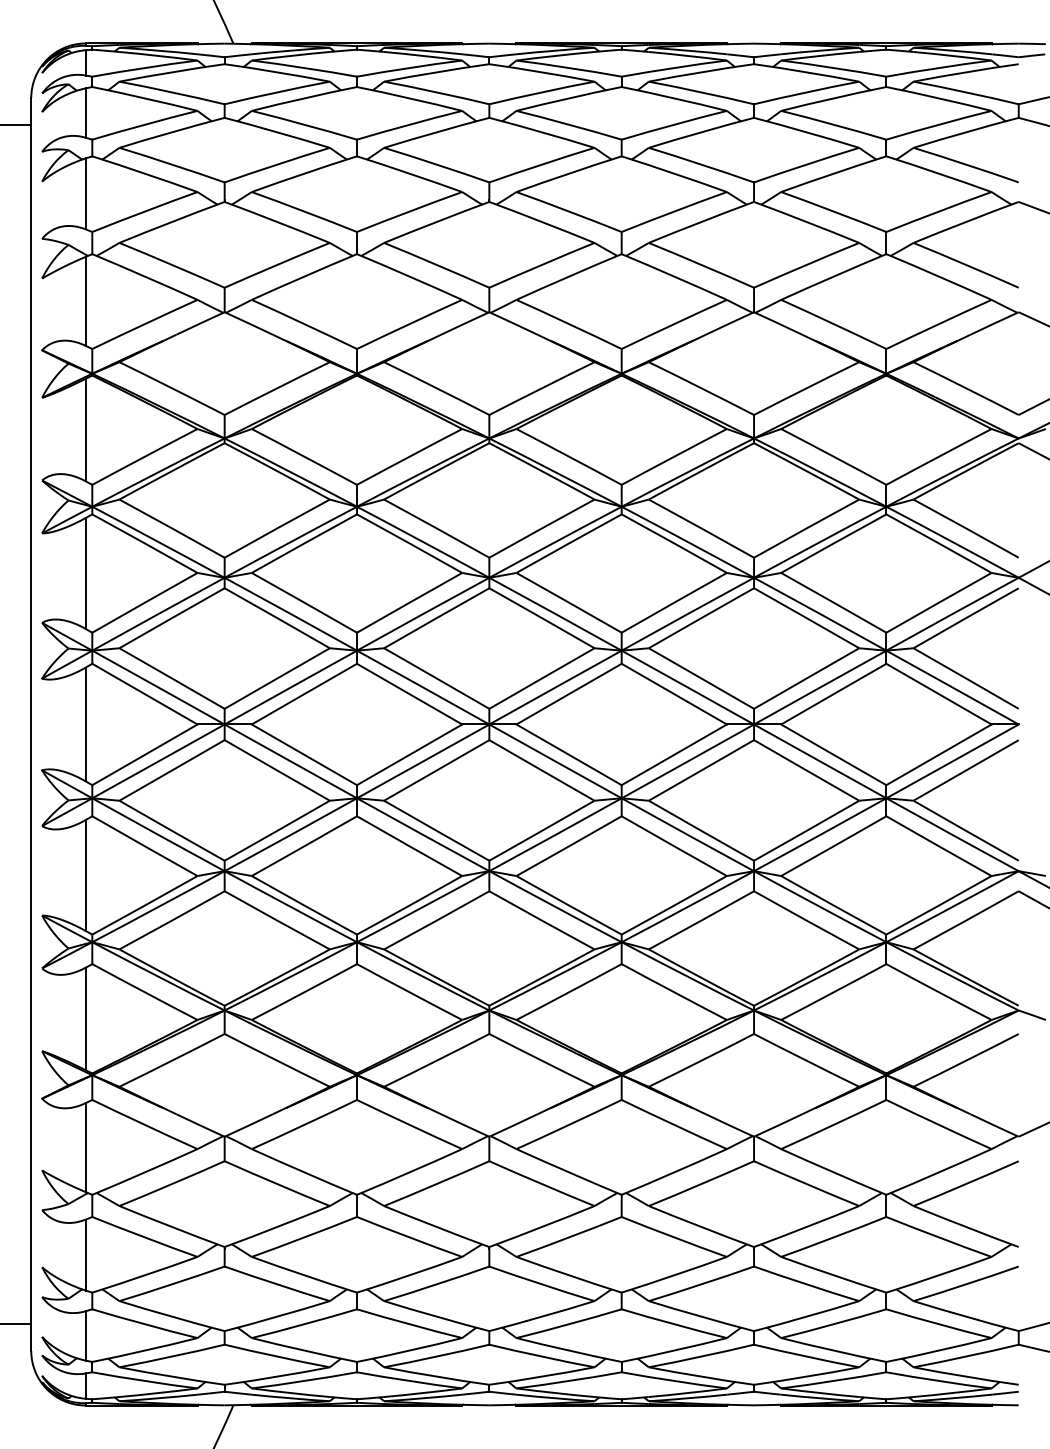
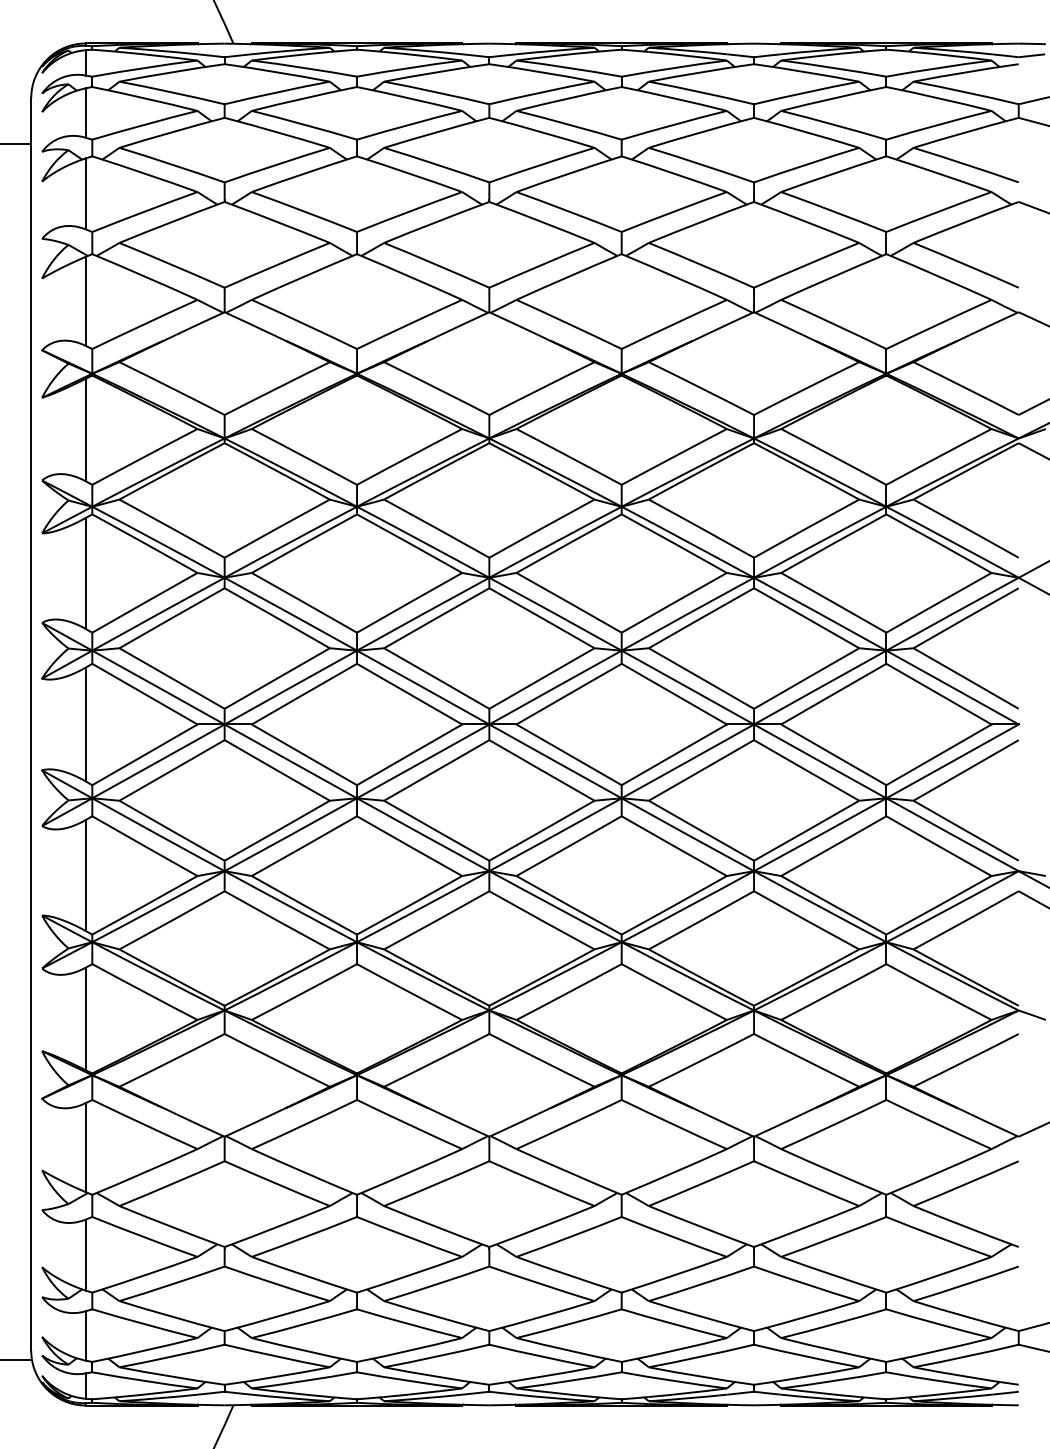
line position: (16, 125) -> (16, 144) (16, 144)
line position: (16, 1323) -> (16, 1359) (16, 1359)
